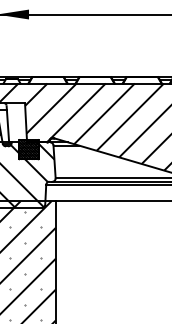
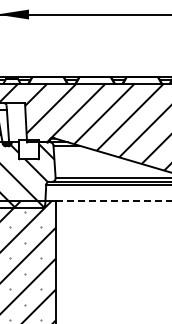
hatch: present -> none (28, 149)
line: solid -> dashed (113, 201)
